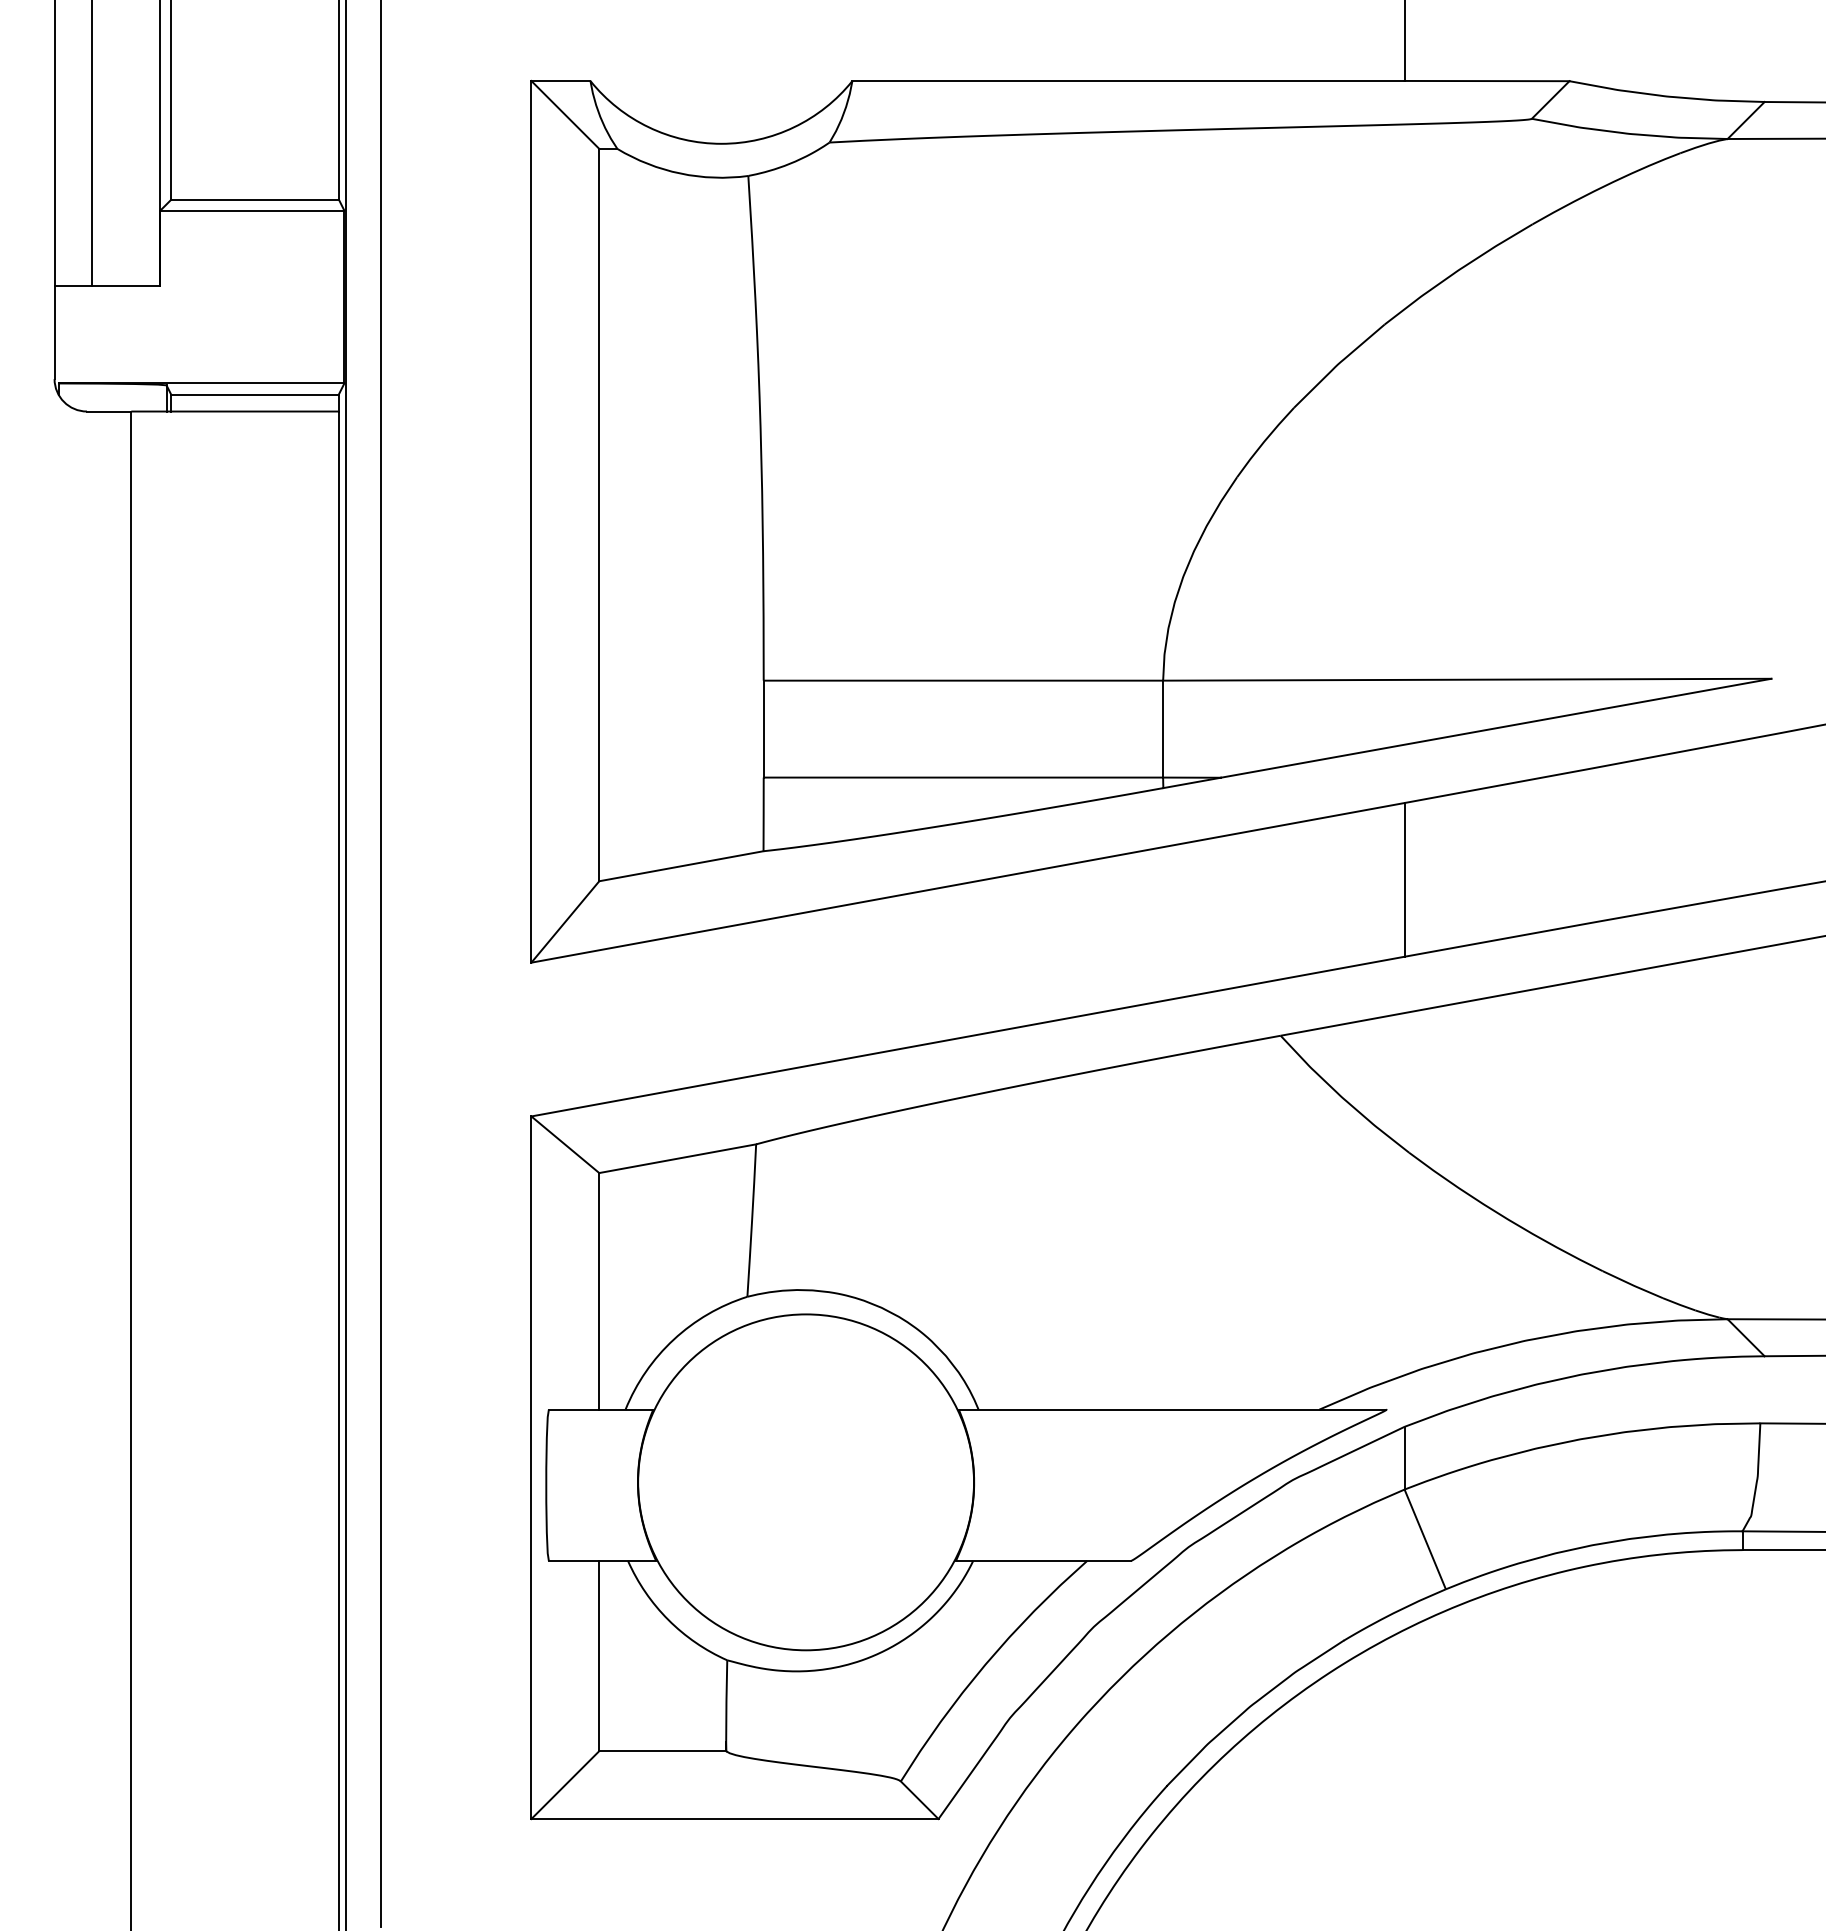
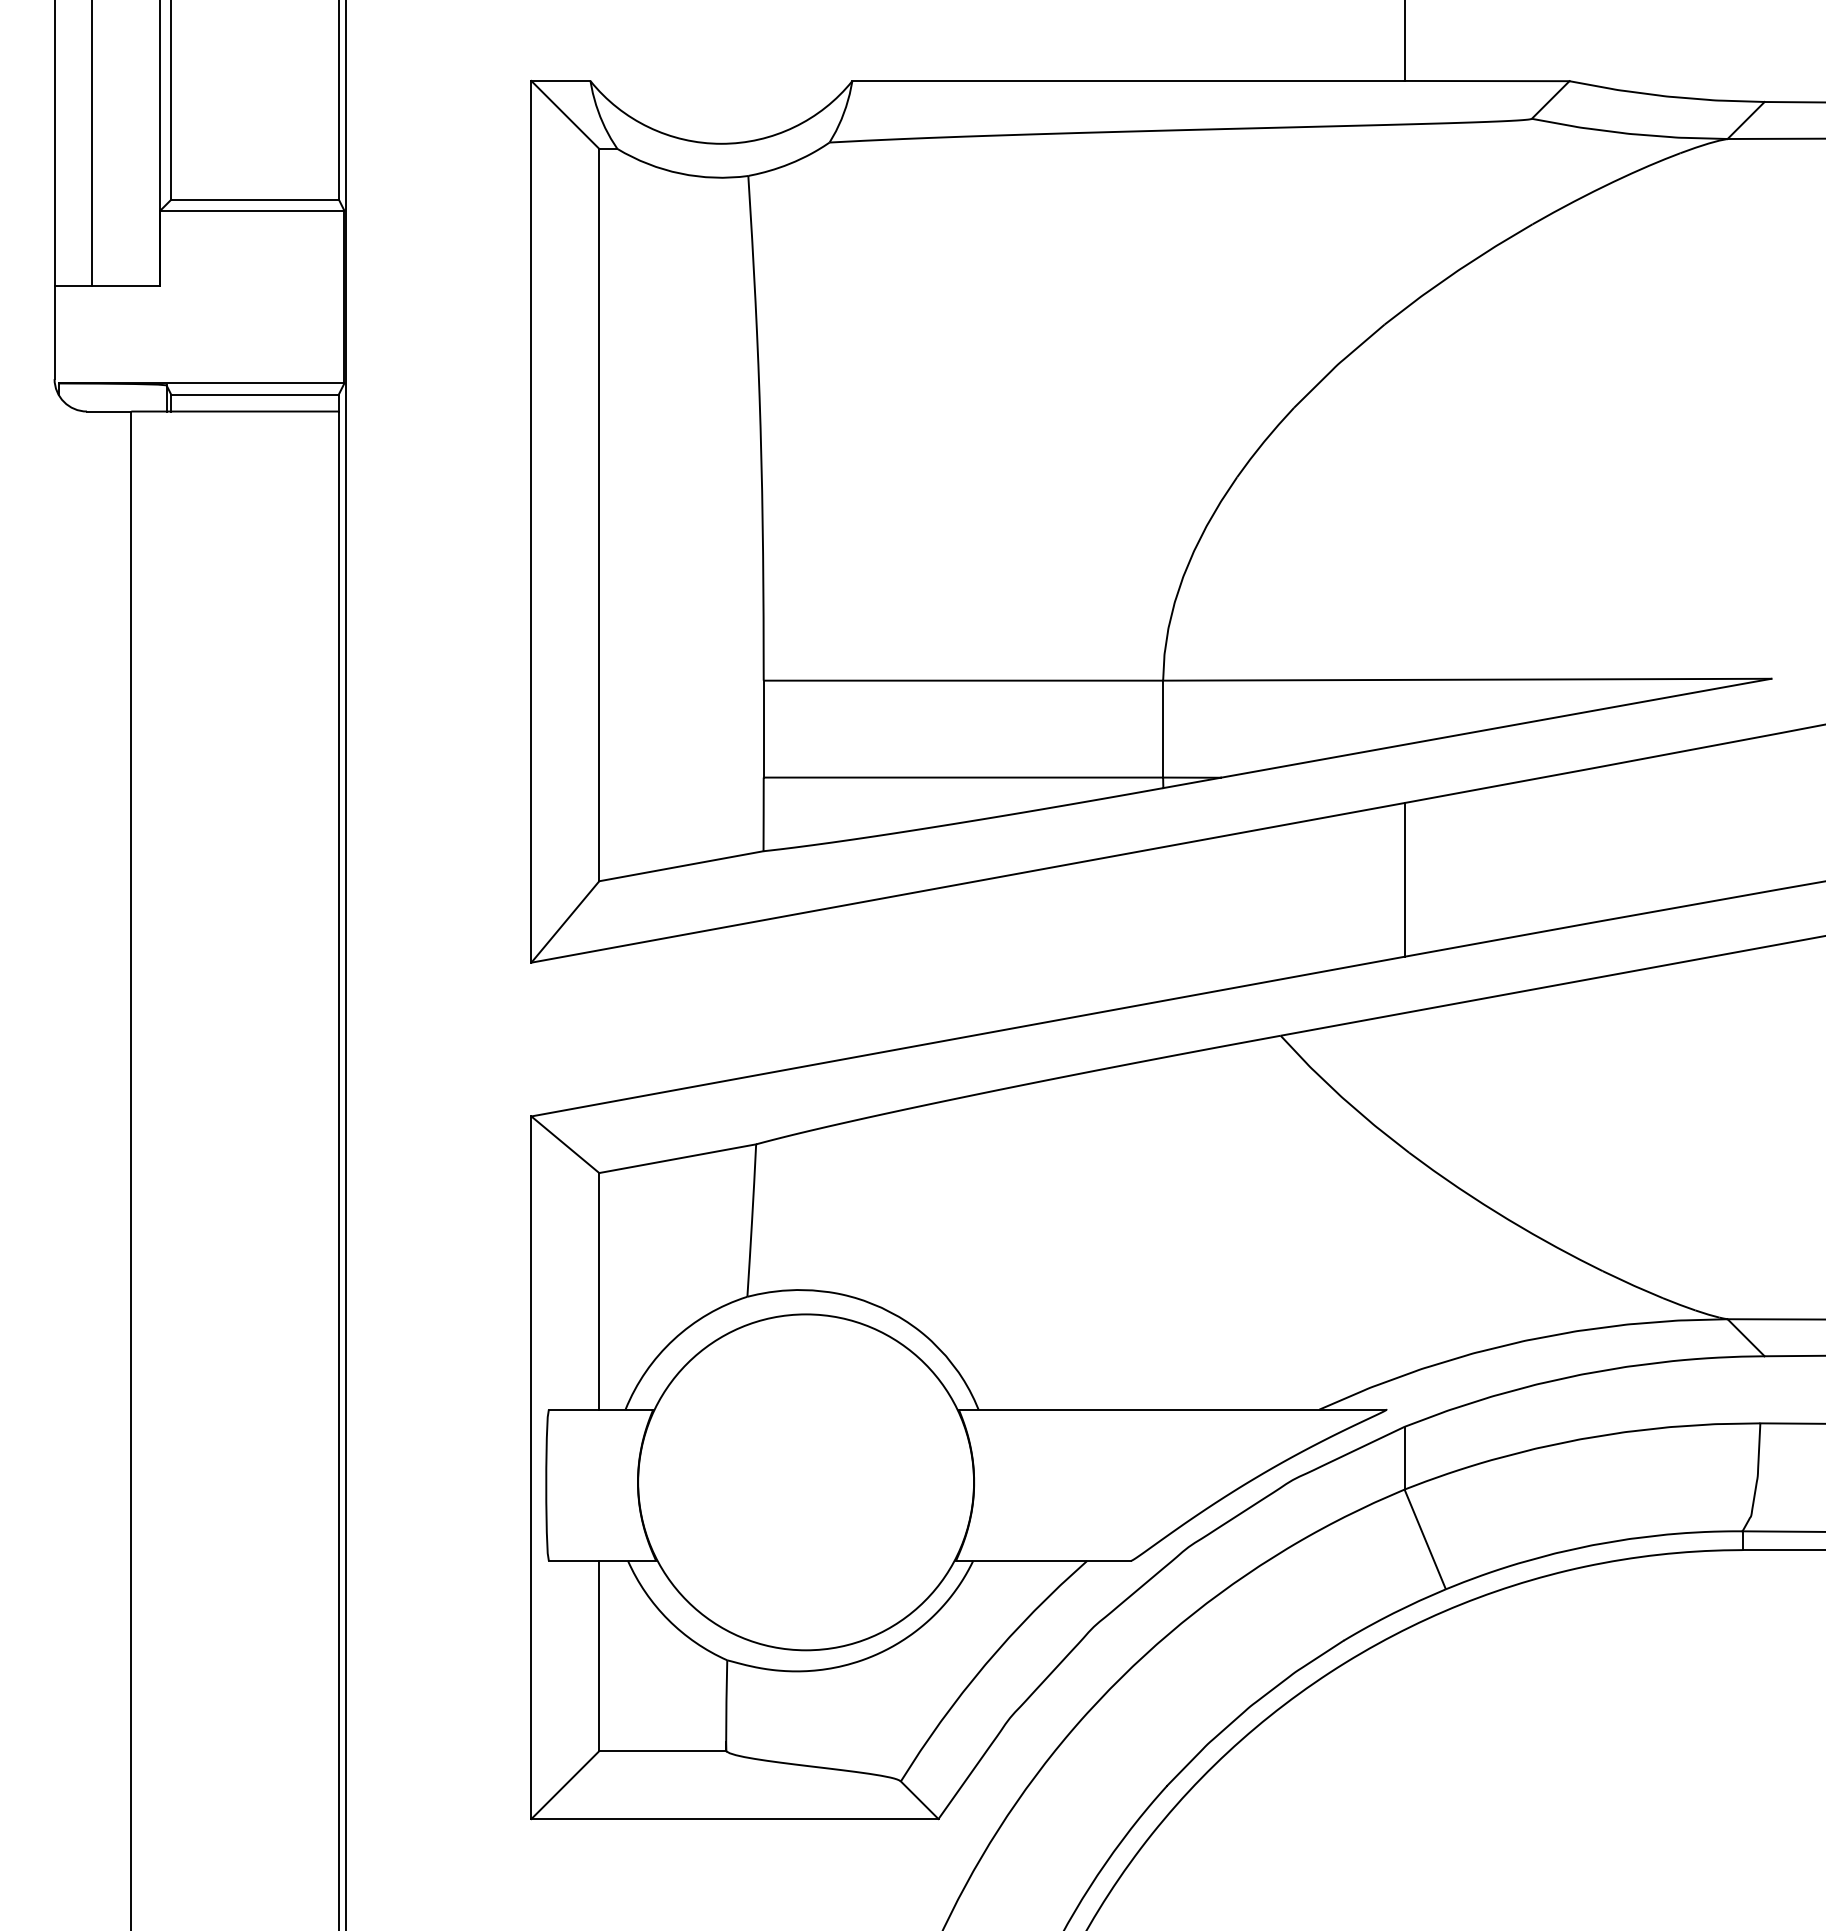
line: present -> none (381, 964)
